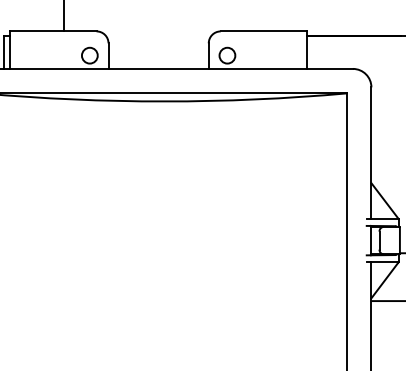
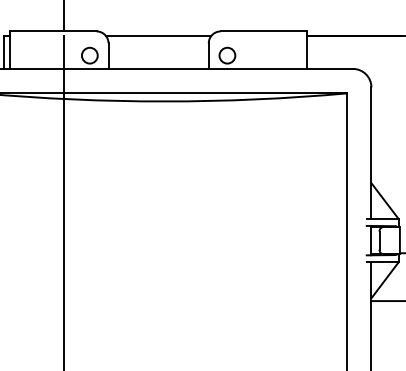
line: none -> present (158, 36)
line: none -> present (63, 201)
